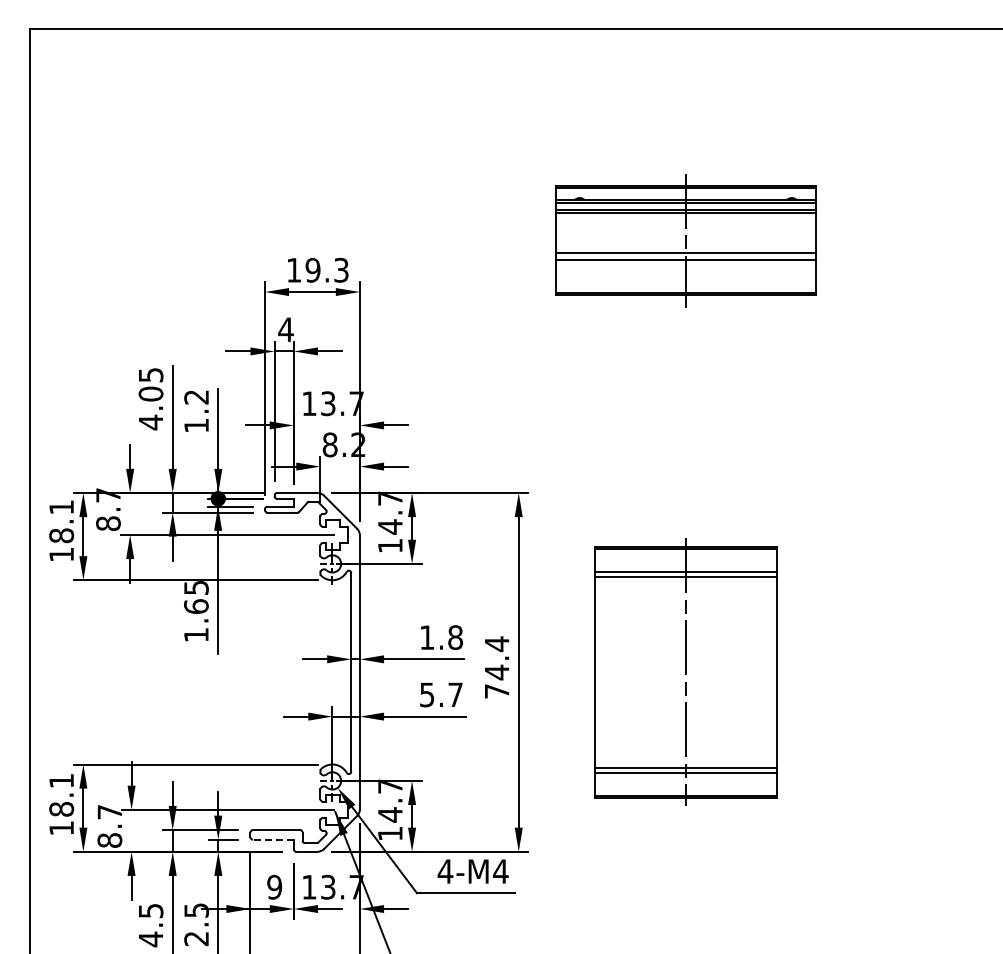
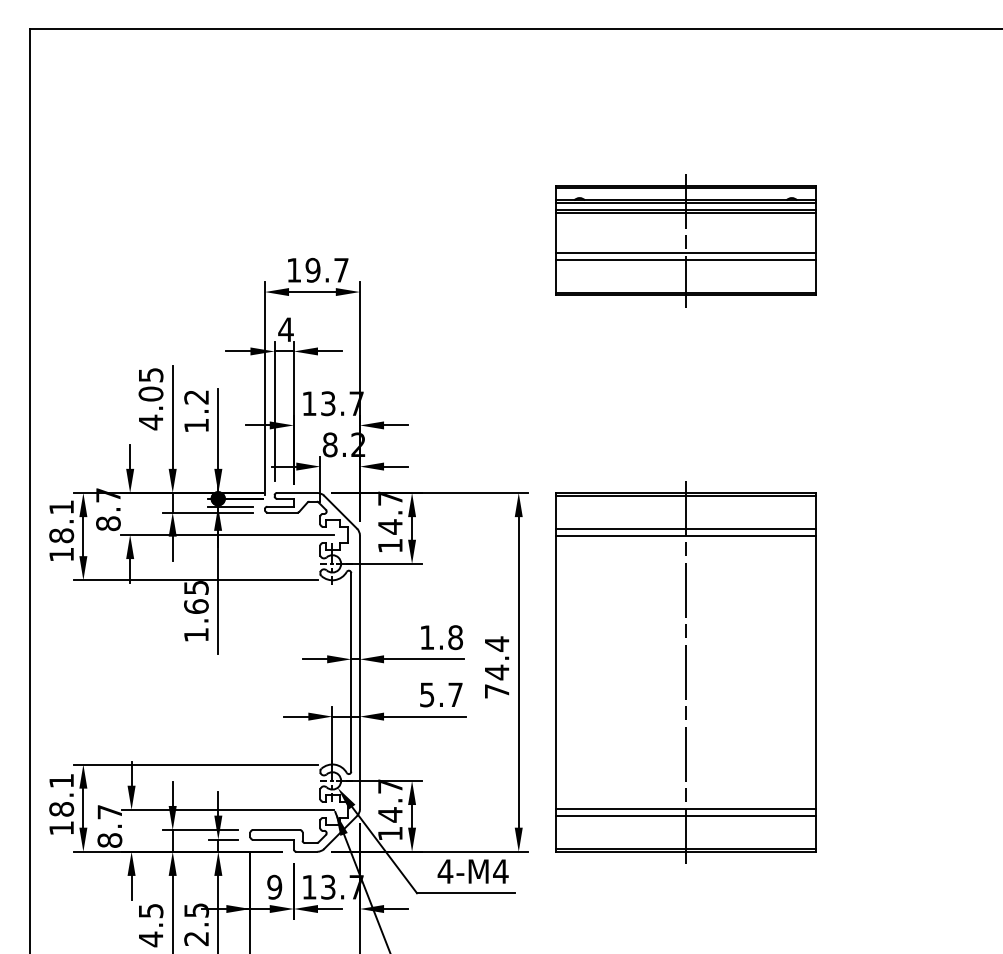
text: 19.3 -> 19.7 (341, 269)
part size: 184x268 px -> 262x383 px (685, 672)
line: dashed -> solid (272, 839)
